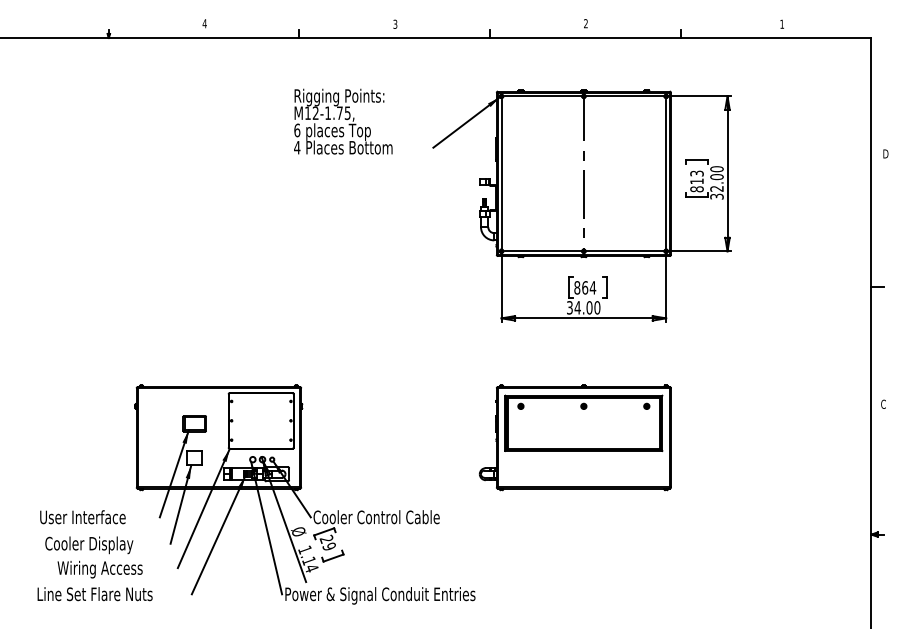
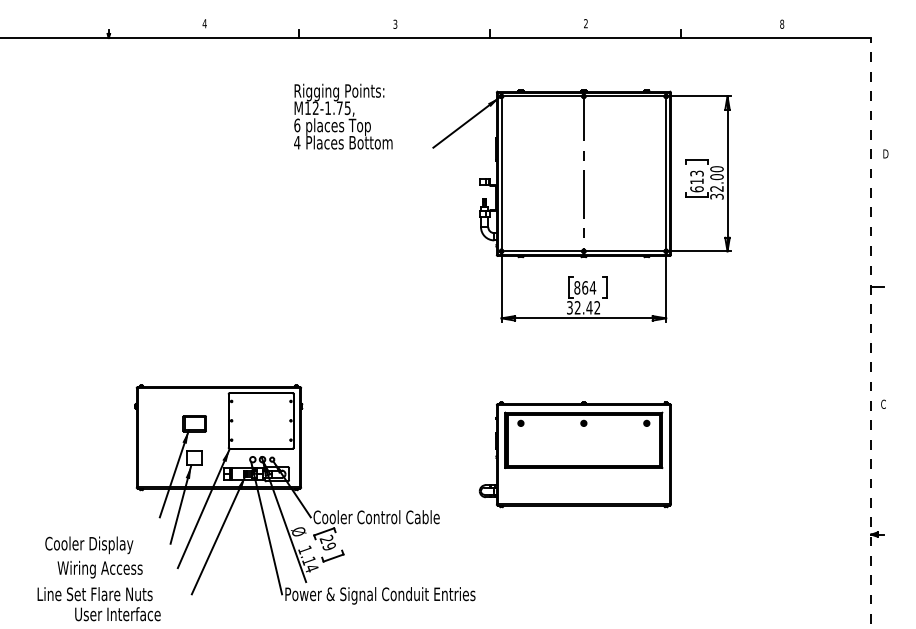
text: 1 -> 8 (782, 23)
text position: (343, 121) -> (343, 116) (343, 116)
text: 813 -> 613 (696, 189)
text: 34.00 -> 32.42 (587, 307)
line: solid -> dashed (871, 332)
part position: (574, 437) -> (574, 454) (574, 454)
text position: (82, 517) -> (117, 614) (117, 614)
